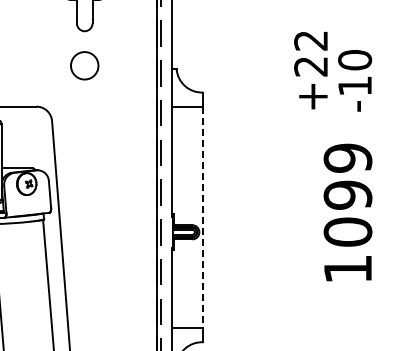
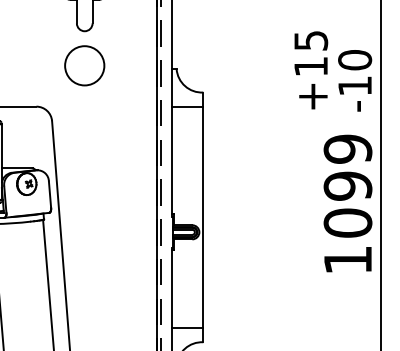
text: +22 -> +15 (311, 53)
circle diameter: 27 px -> 39 px (84, 65)
line: none -> present (381, 174)
text position: (347, 212) -> (347, 203) (347, 203)
line: dashed -> solid (203, 217)
